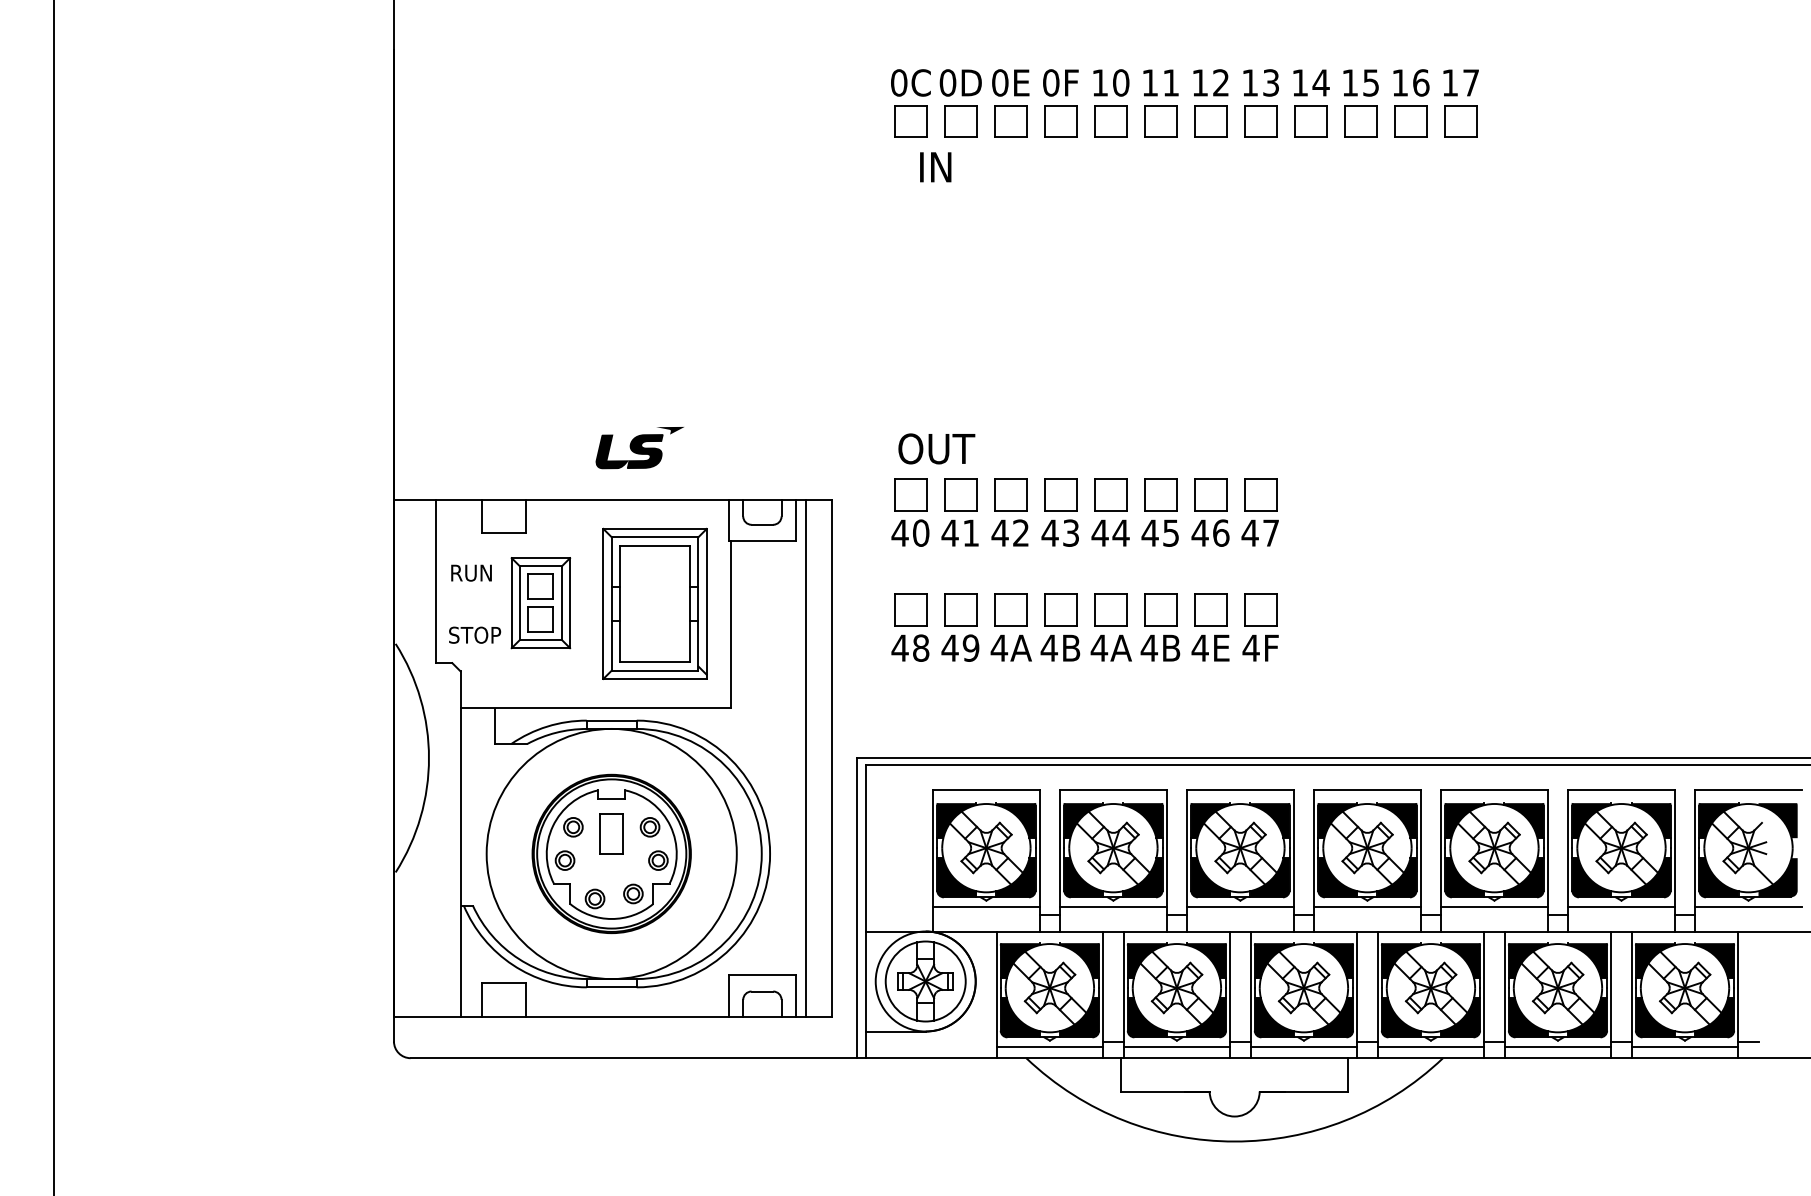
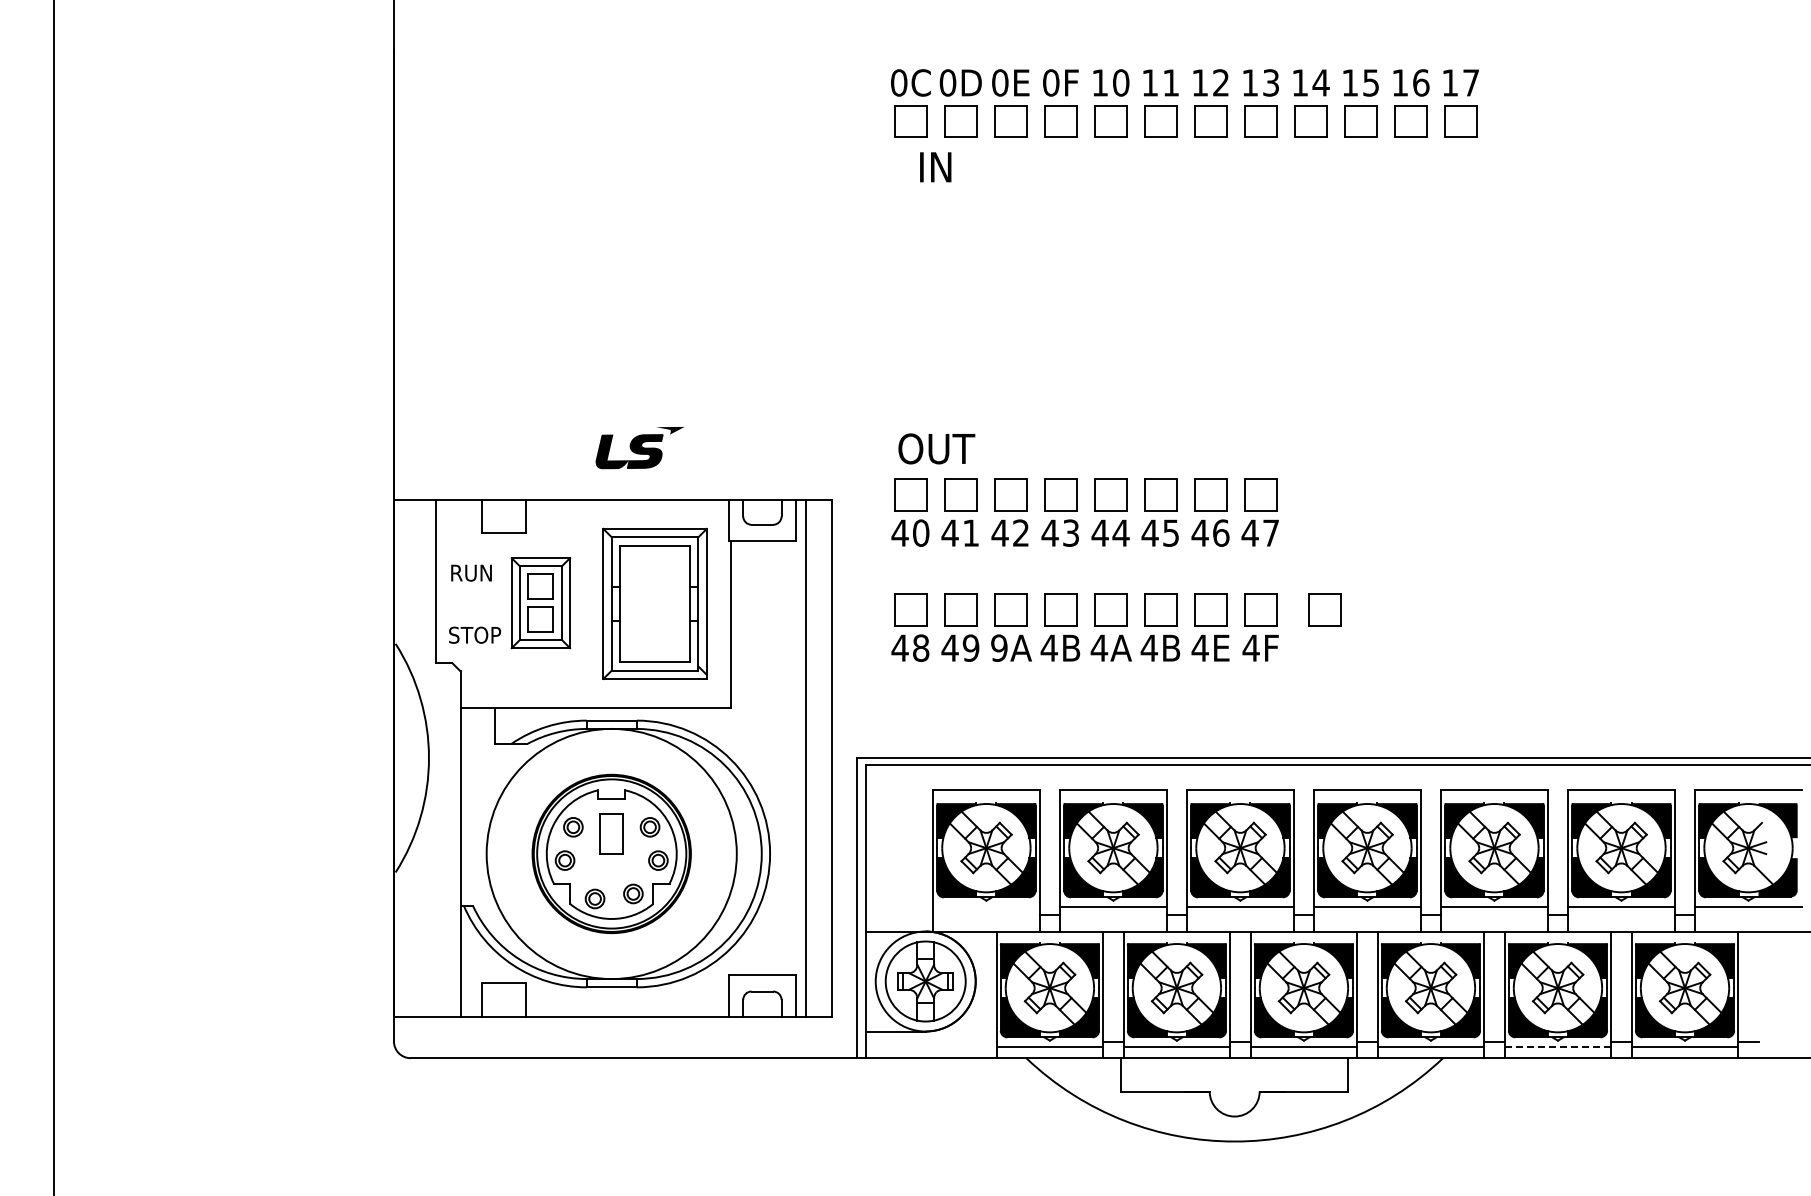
part: none -> present (1324, 609)
text: 4A -> 9A (999, 647)
line: present -> none (986, 906)
line: solid -> dashed (1558, 1046)
